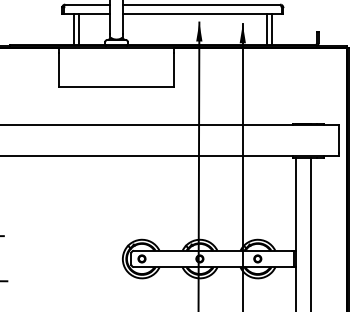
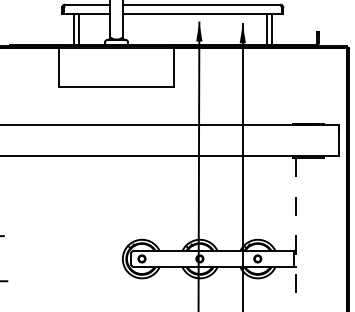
line: present -> none (310, 233)
line: solid -> dashed (296, 234)
